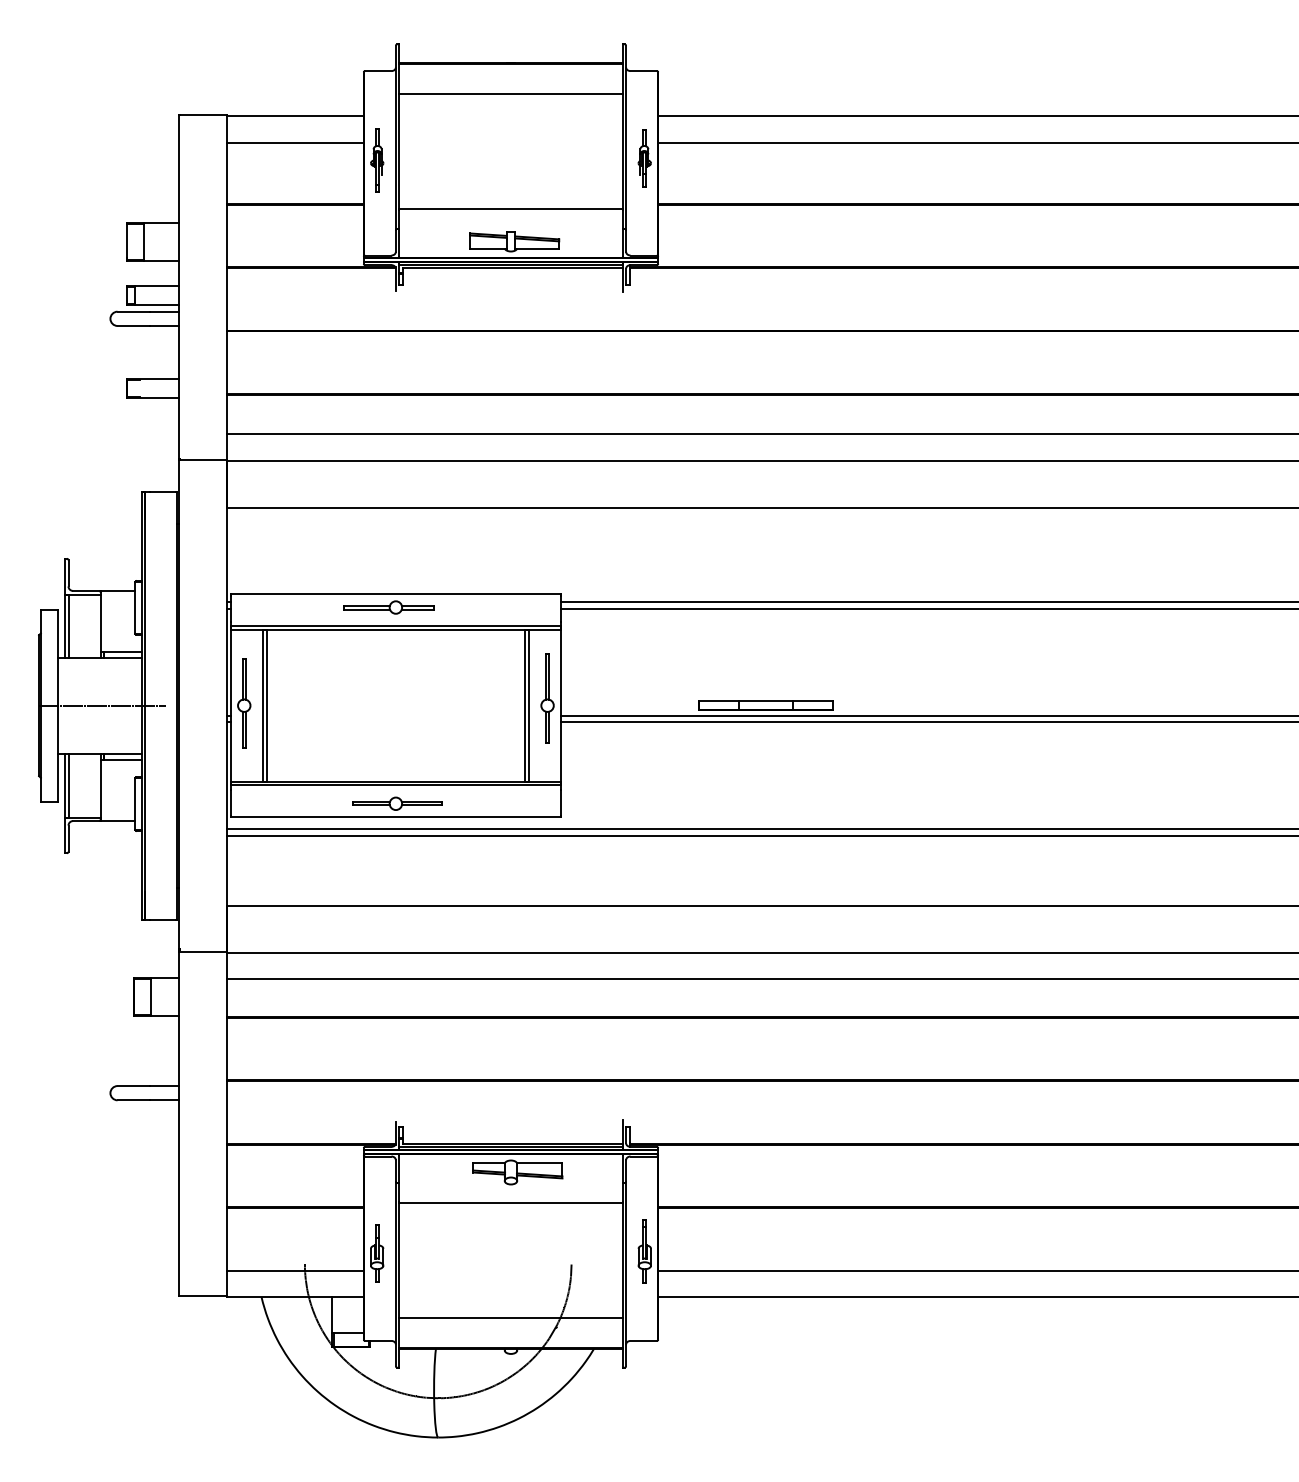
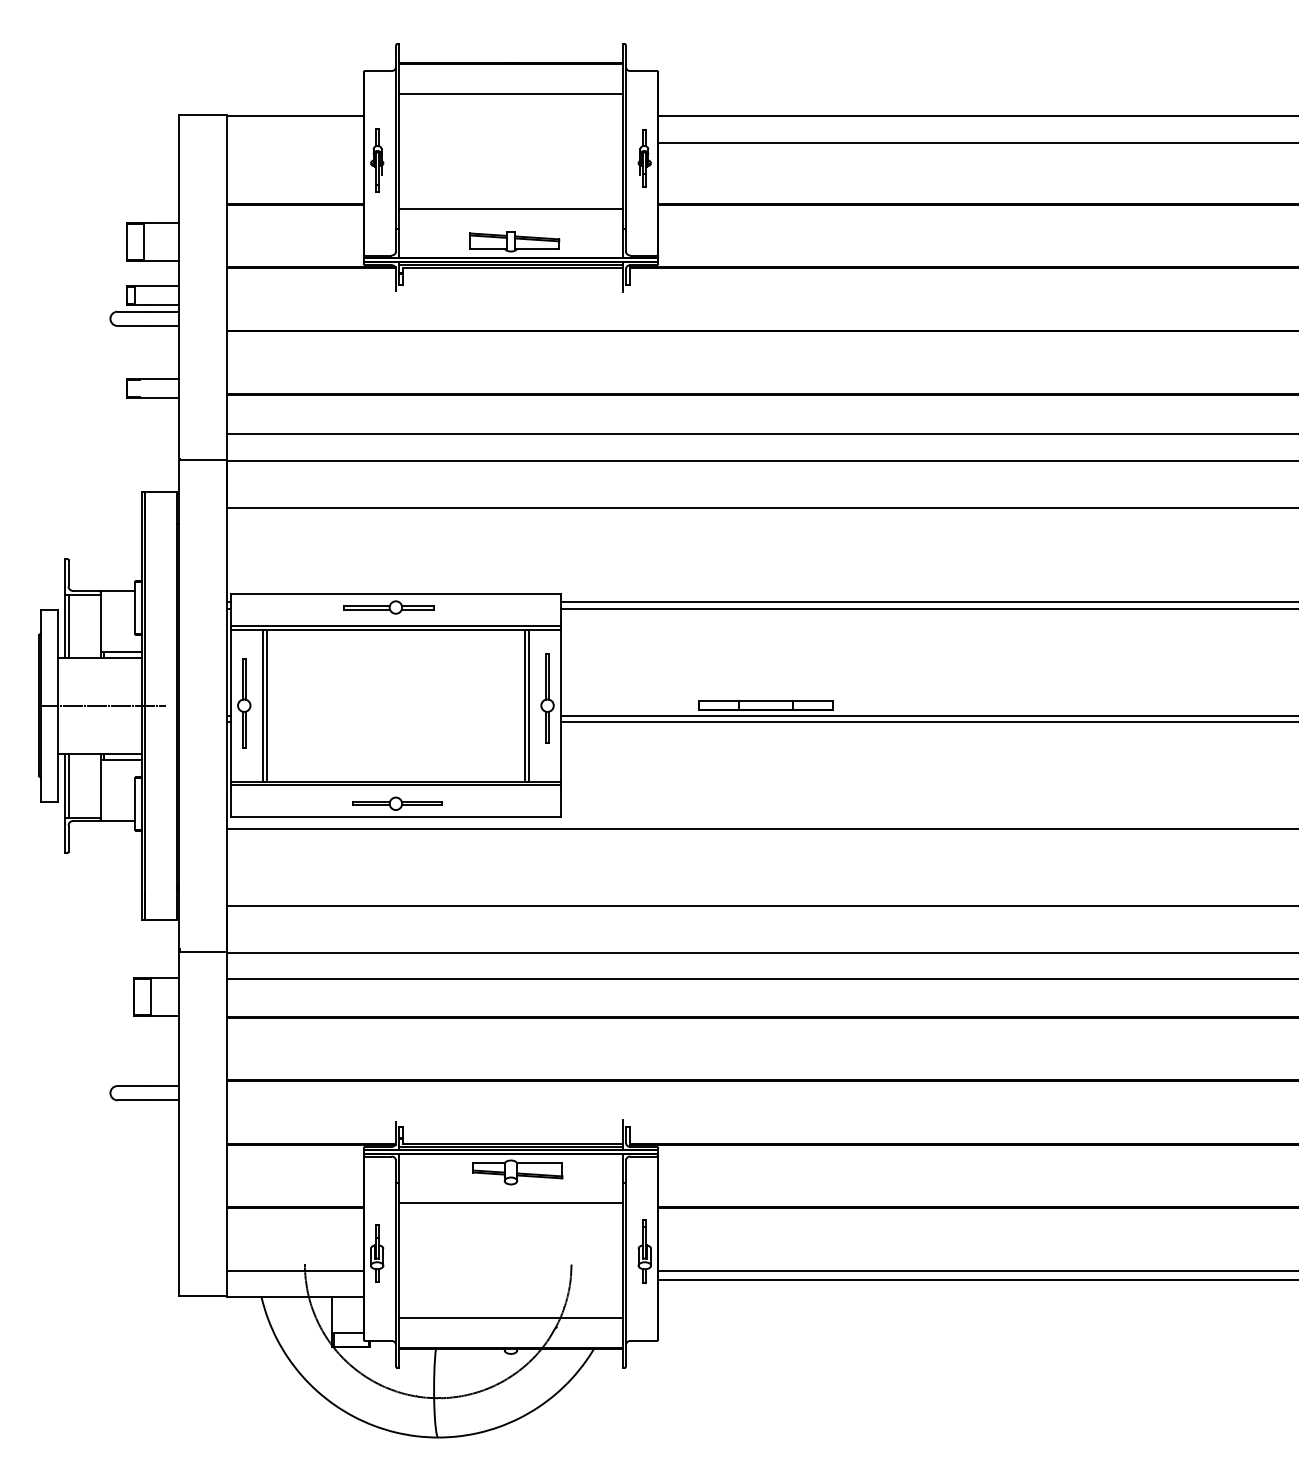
line: present -> none (295, 142)
line: present -> none (761, 835)
line position: (976, 1297) -> (976, 1280) (976, 1280)
